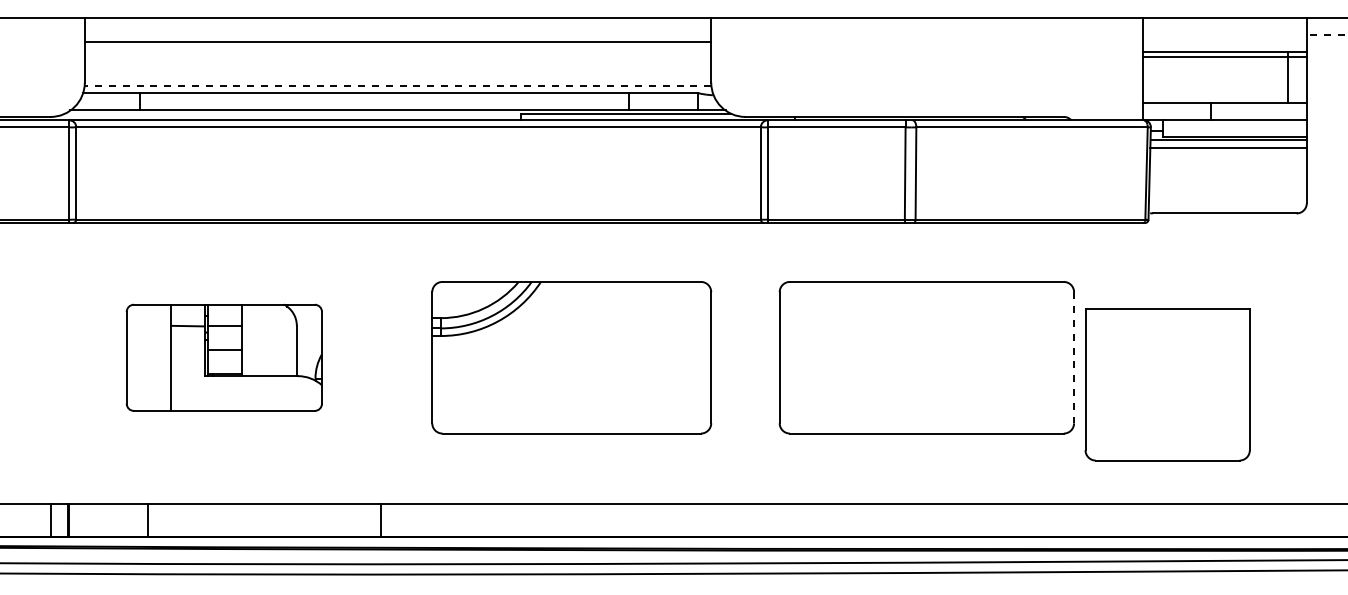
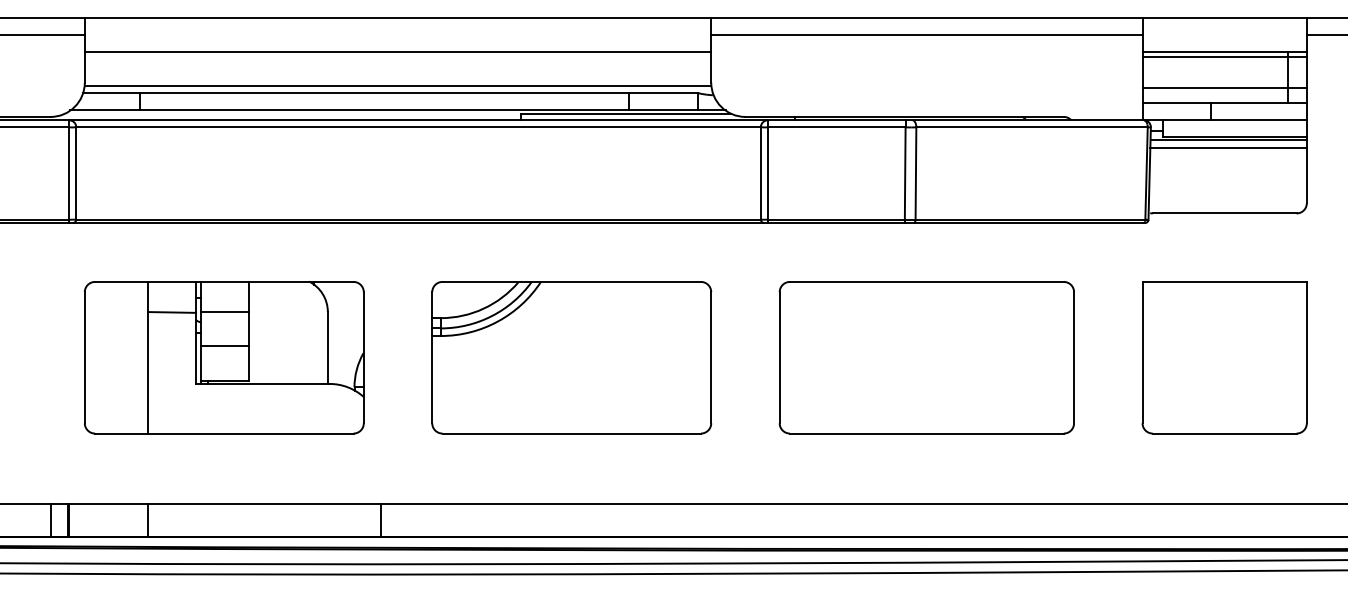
line: none -> present (43, 34)
line: none -> present (926, 34)
line: dashed -> solid (1326, 34)
line position: (397, 41) -> (397, 51) (397, 51)
line: dashed -> solid (397, 86)
line: none -> present (1224, 88)
part size: 198x109 px -> 281x154 px (224, 357)
line: dashed -> solid (1074, 357)
part position: (1167, 384) -> (1224, 357) (1224, 357)
